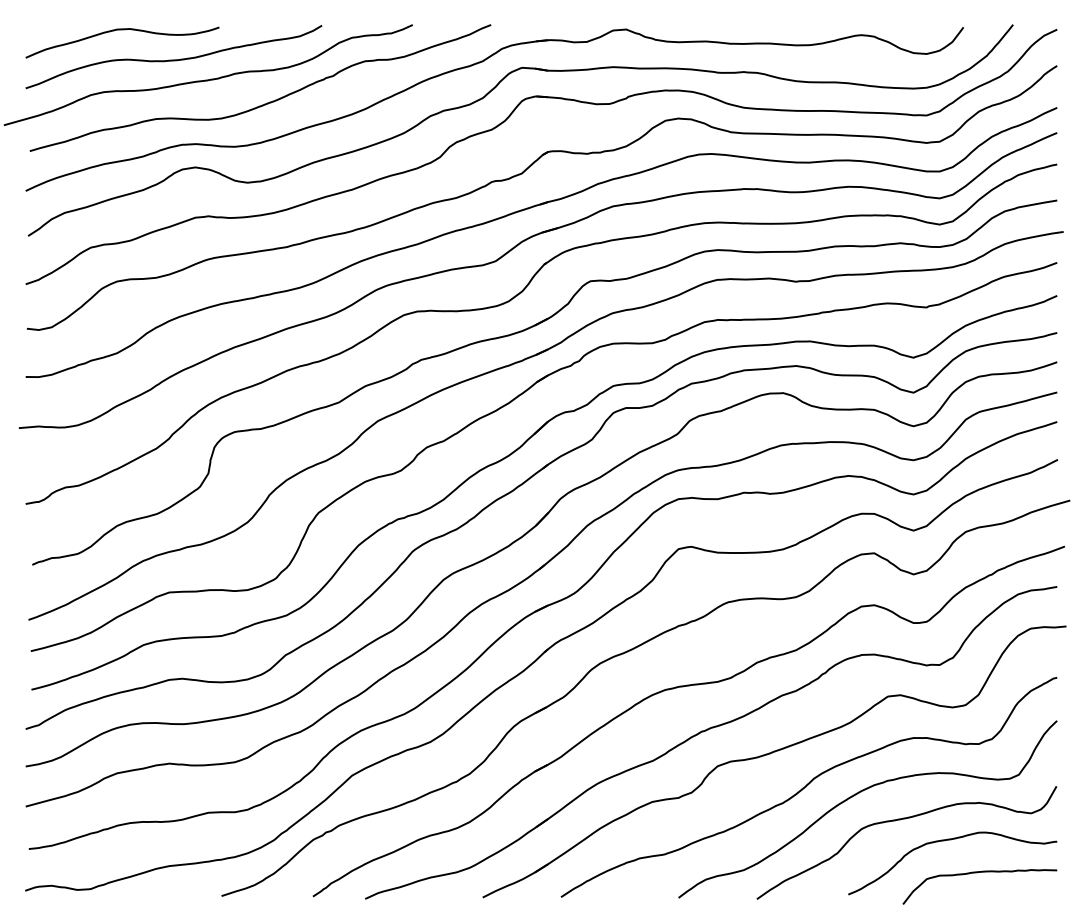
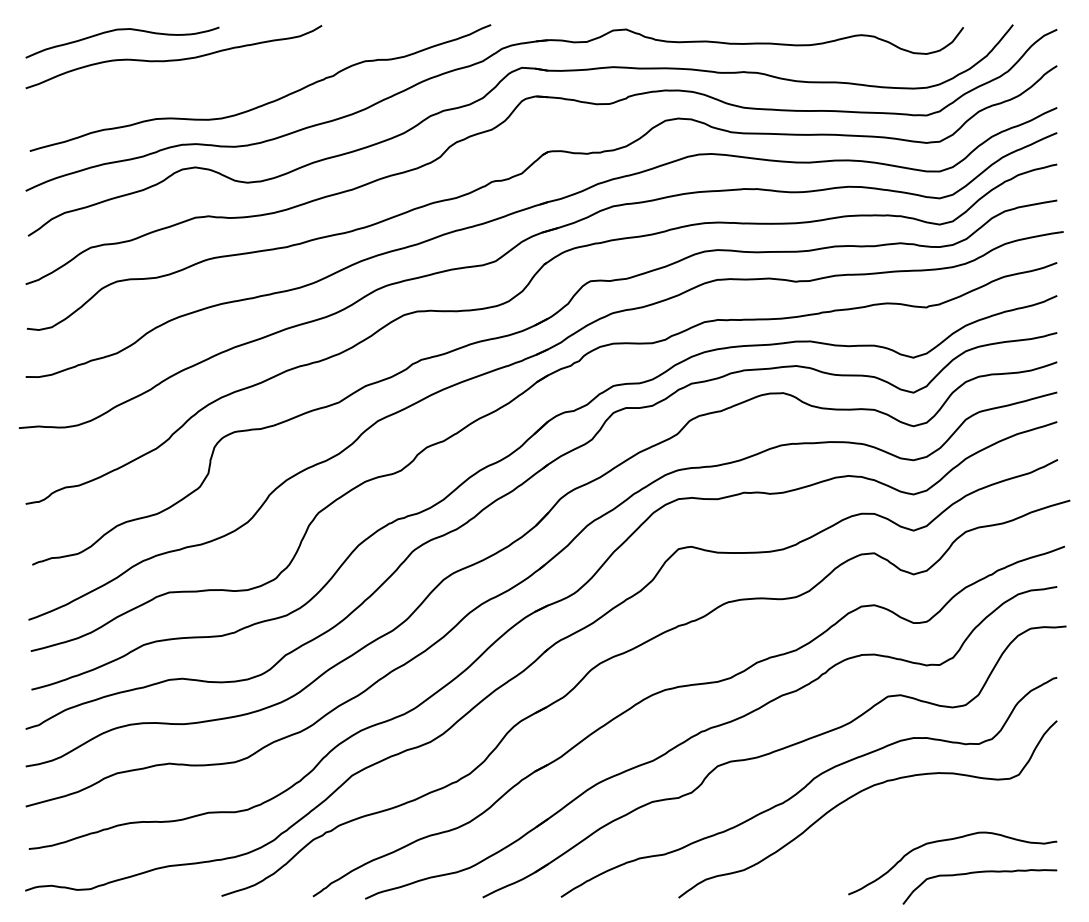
curve: present -> none (207, 79)
curve: present -> none (900, 820)
